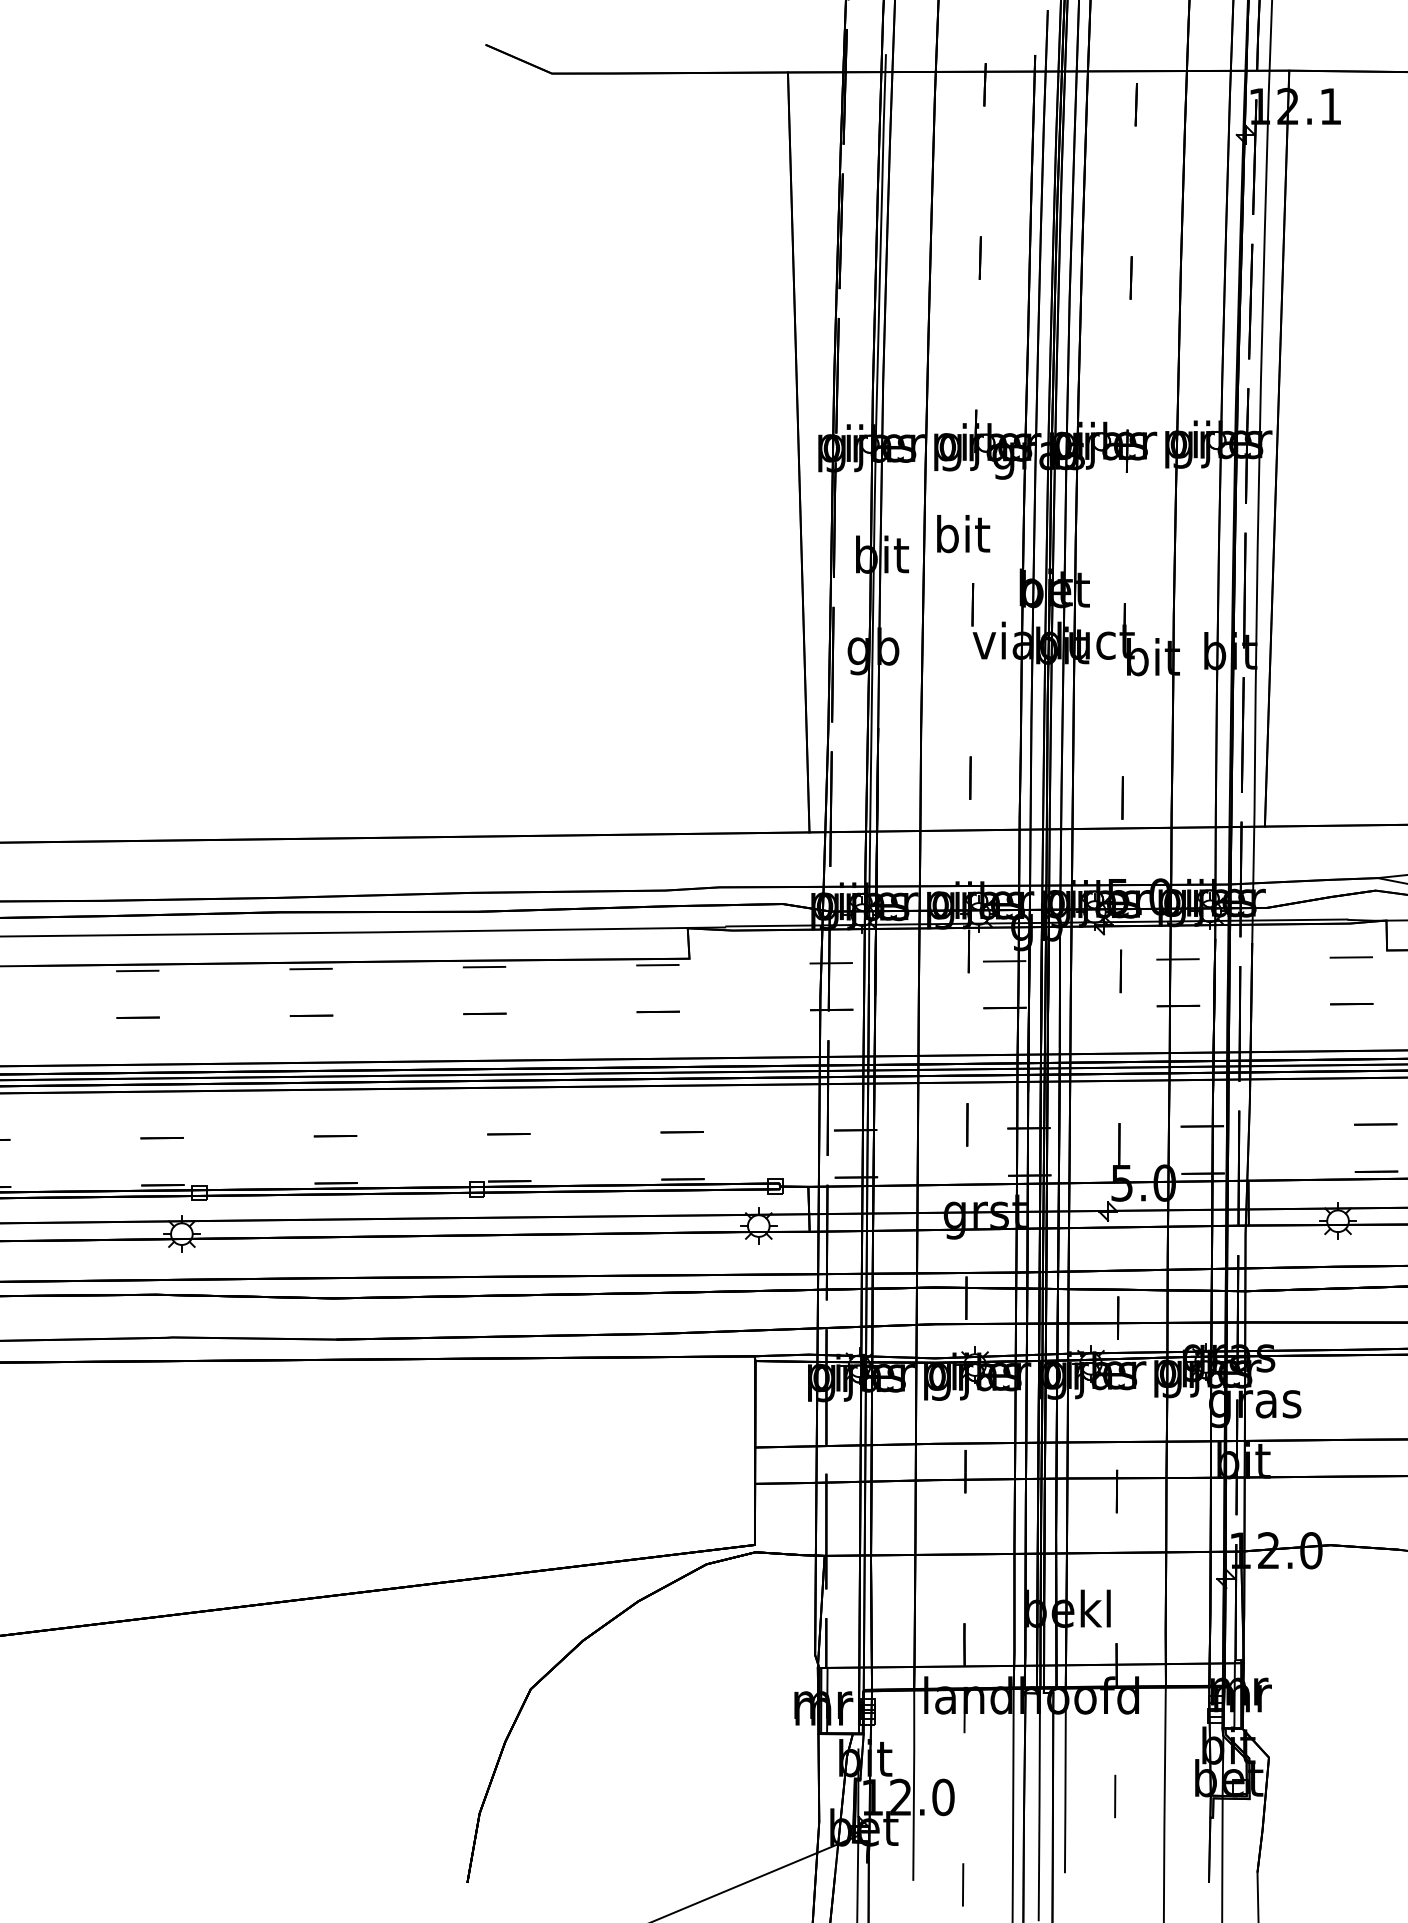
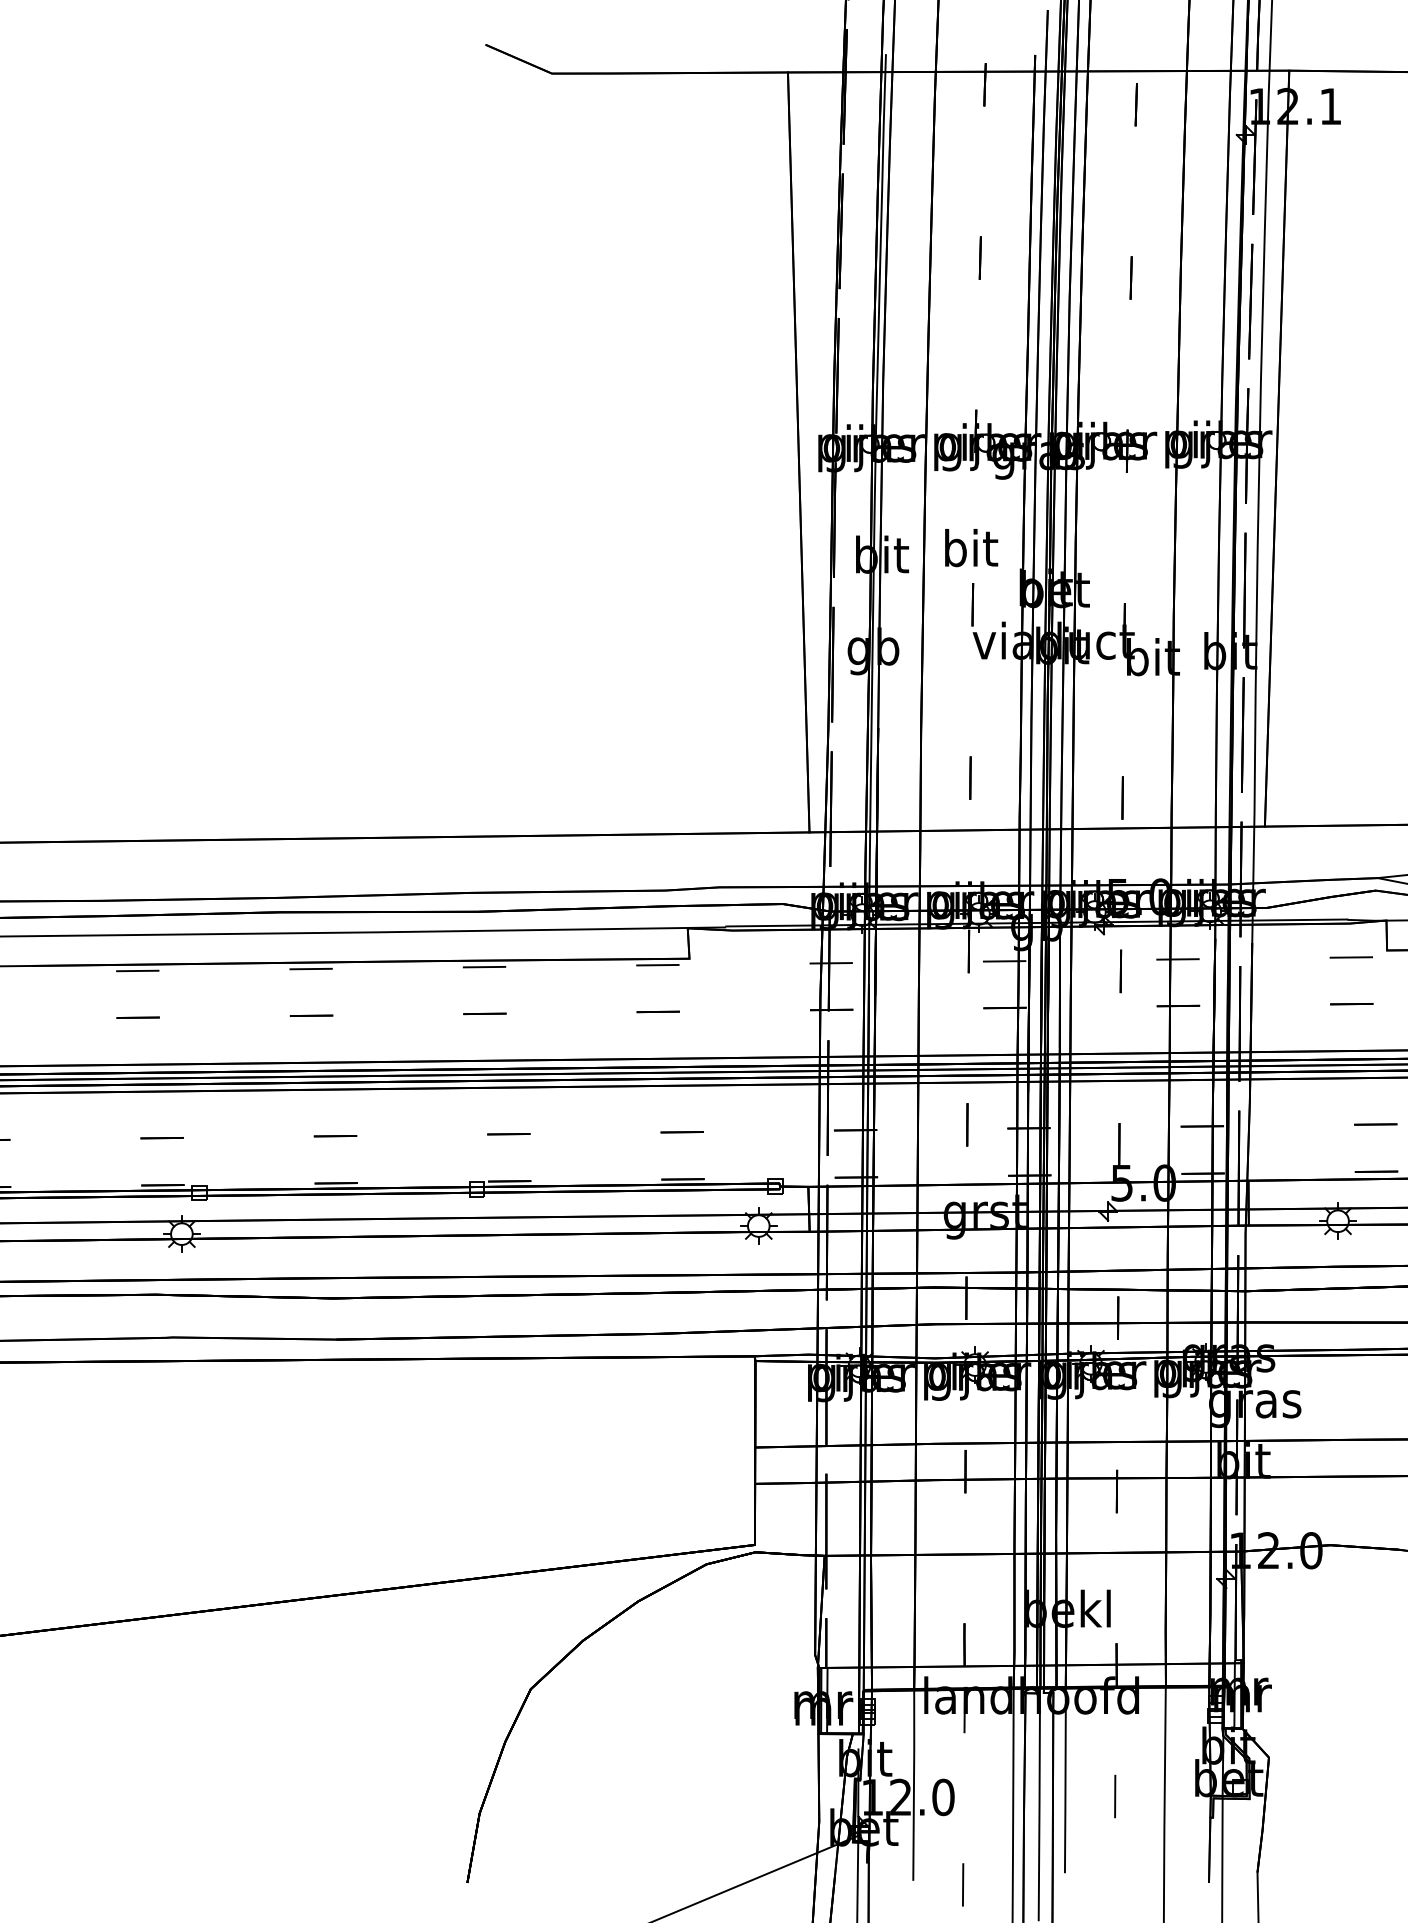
text position: (963, 534) -> (971, 548) (971, 548)
